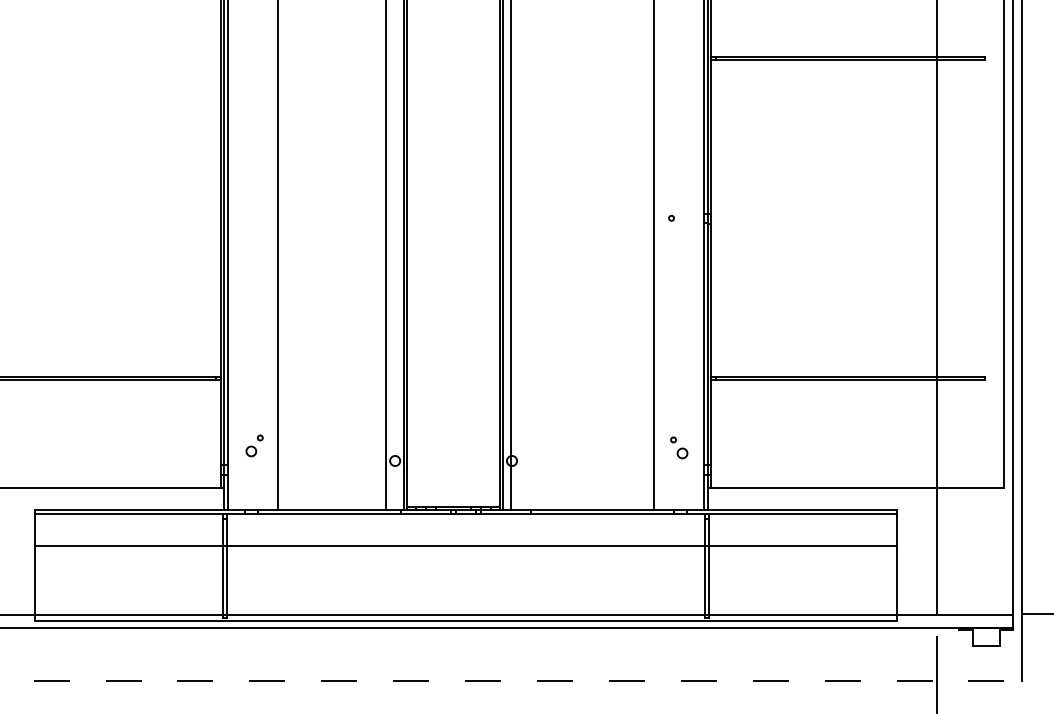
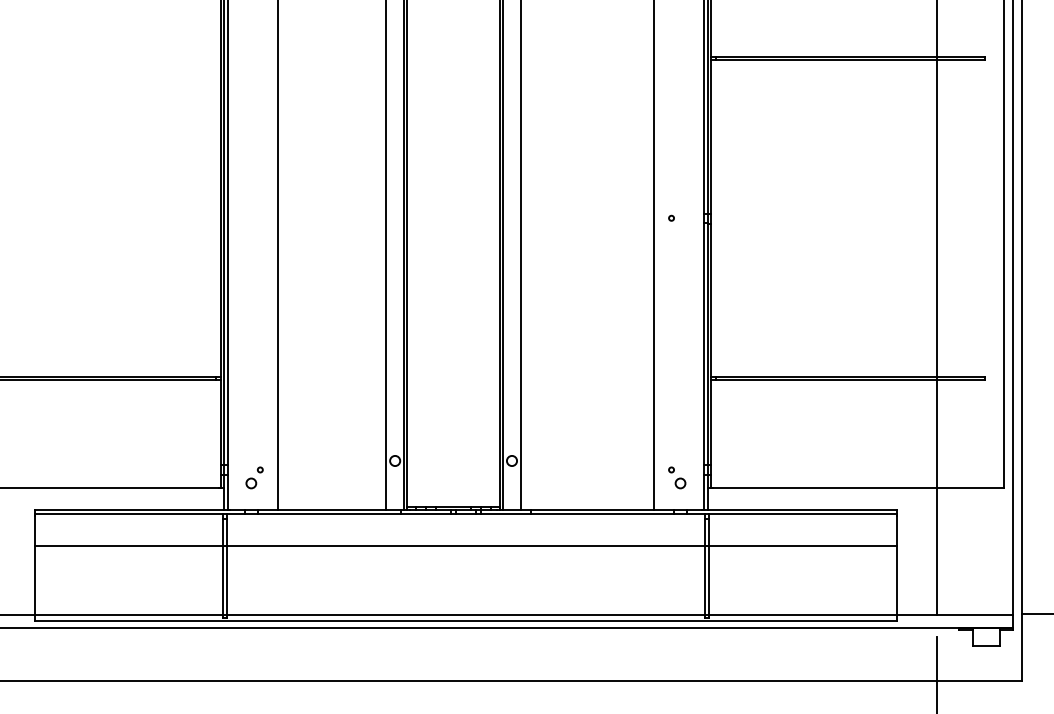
line position: (511, 256) -> (521, 256) (521, 256)
part position: (254, 445) -> (254, 477) (254, 477)
part position: (679, 447) -> (677, 477) (677, 477)
line: dashed -> solid (511, 681)
